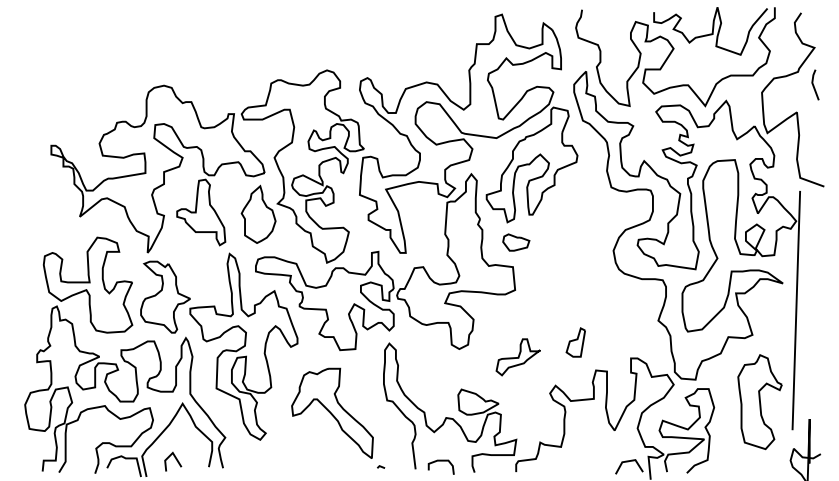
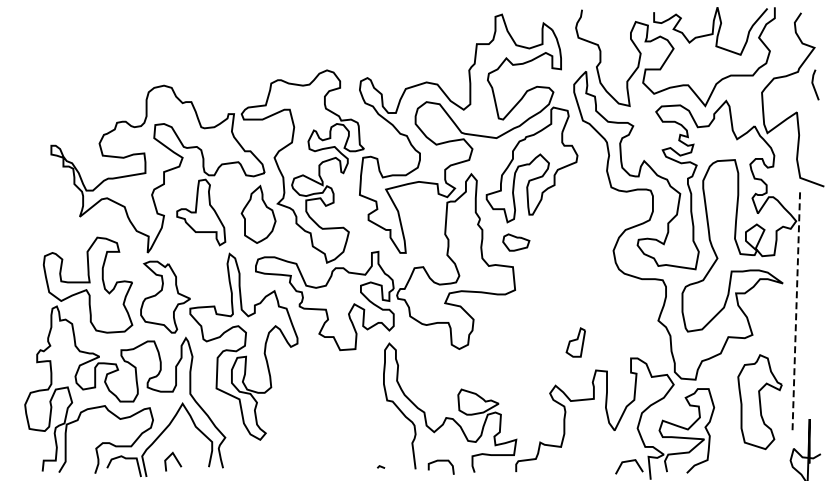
line: solid -> dashed (796, 310)
part: present -> none (517, 357)
part: present -> none (332, 412)
